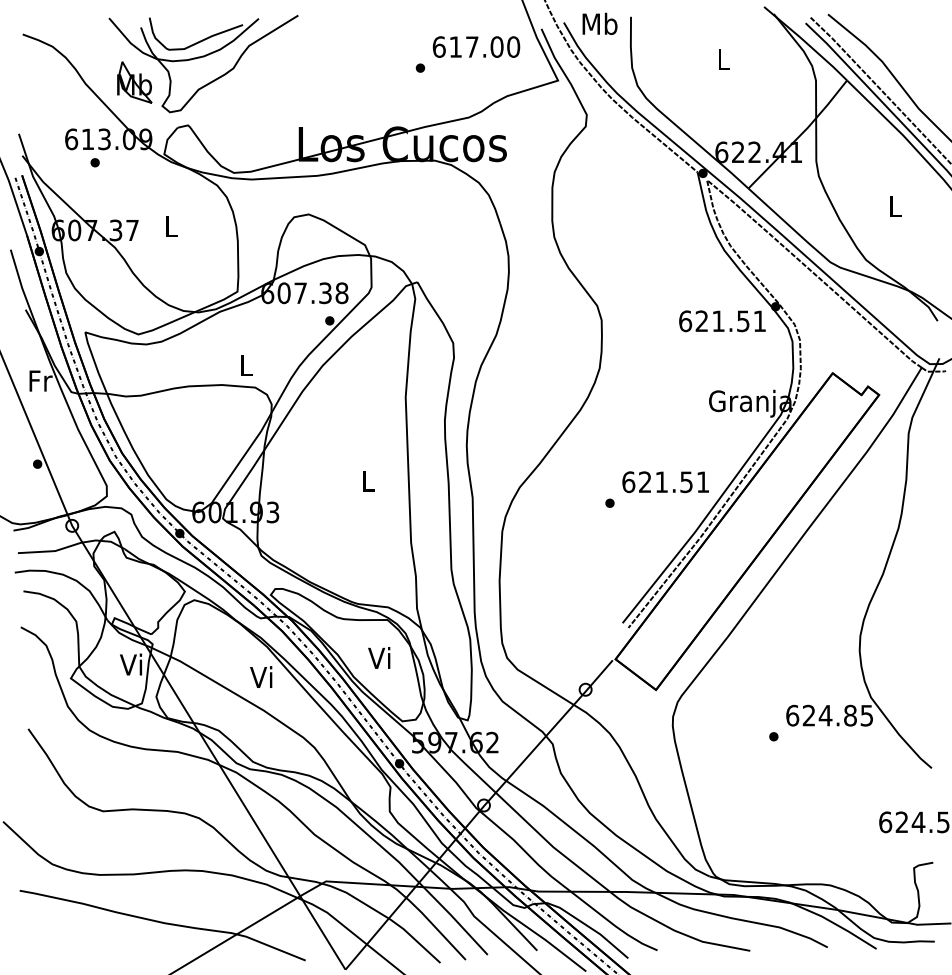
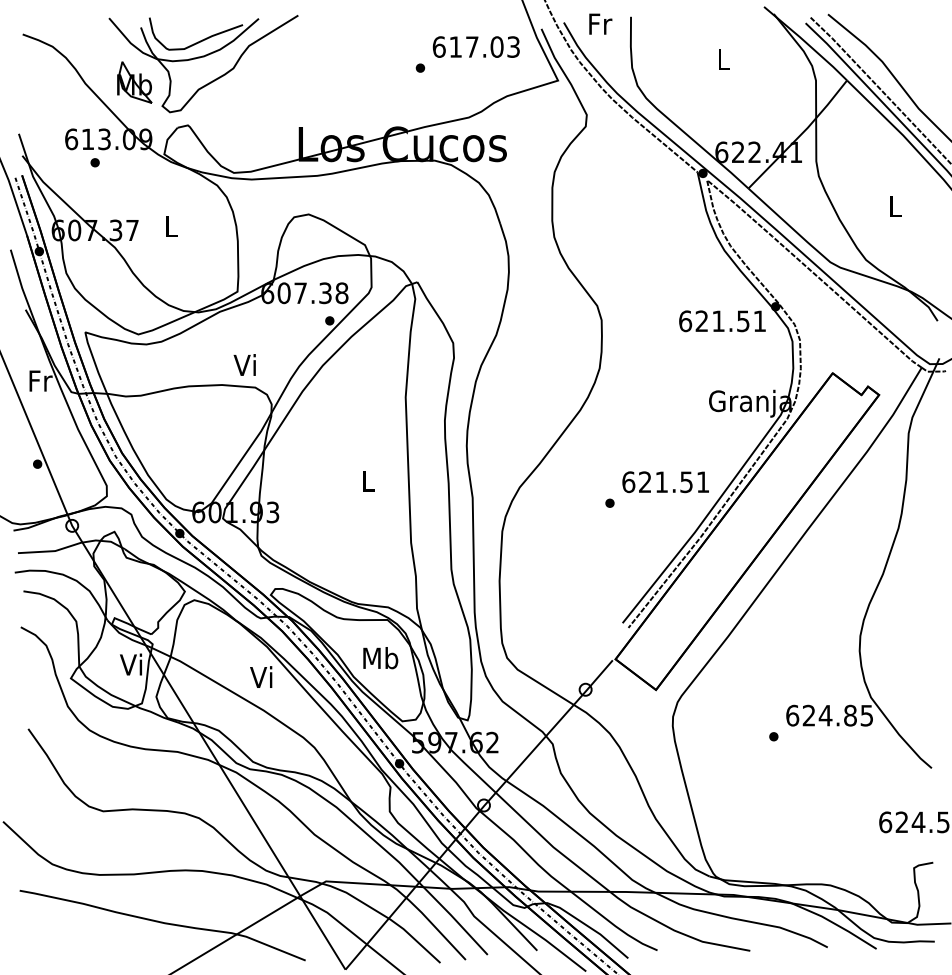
text: Mb -> Fr (599, 23)
text: 617.00 -> 617.03 (513, 46)
text: L -> Vi (244, 364)
text: Vi -> Mb (380, 658)
